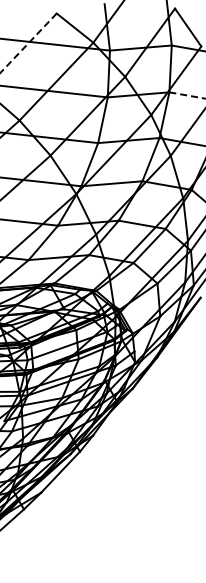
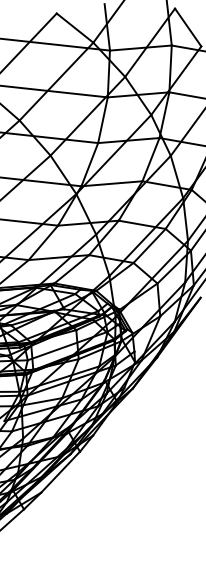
line: dashed -> solid (28, 43)
line: dashed -> solid (188, 95)
